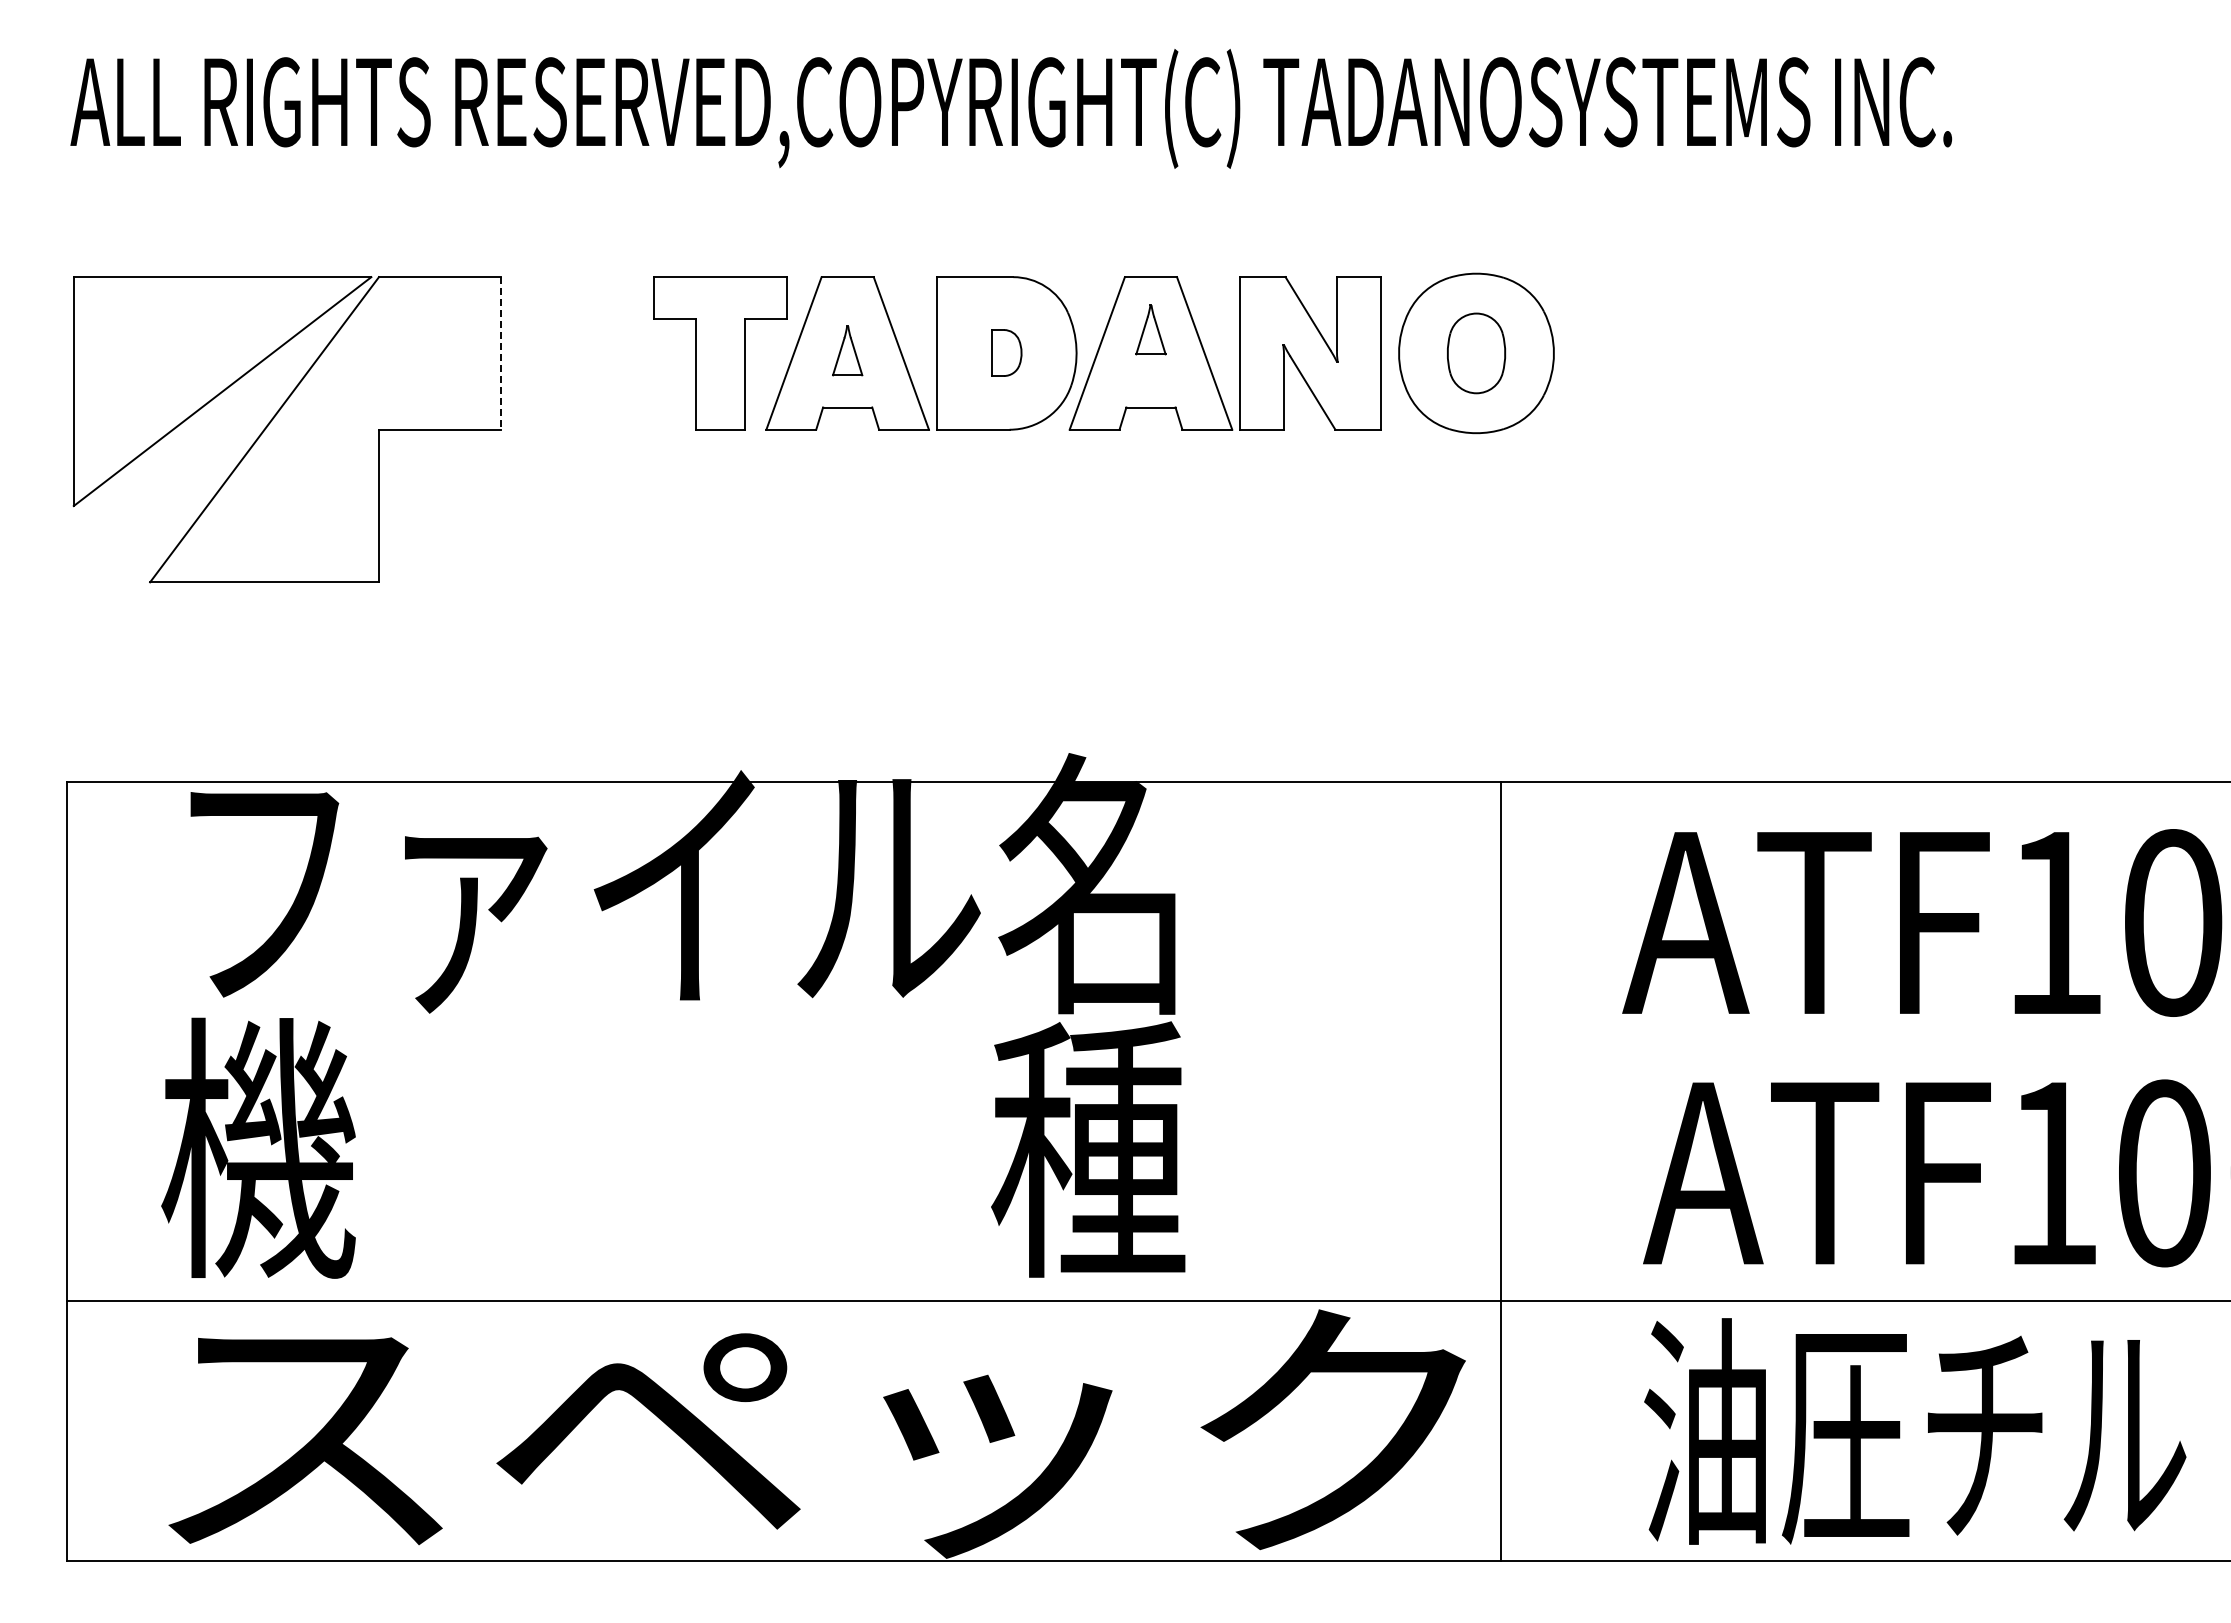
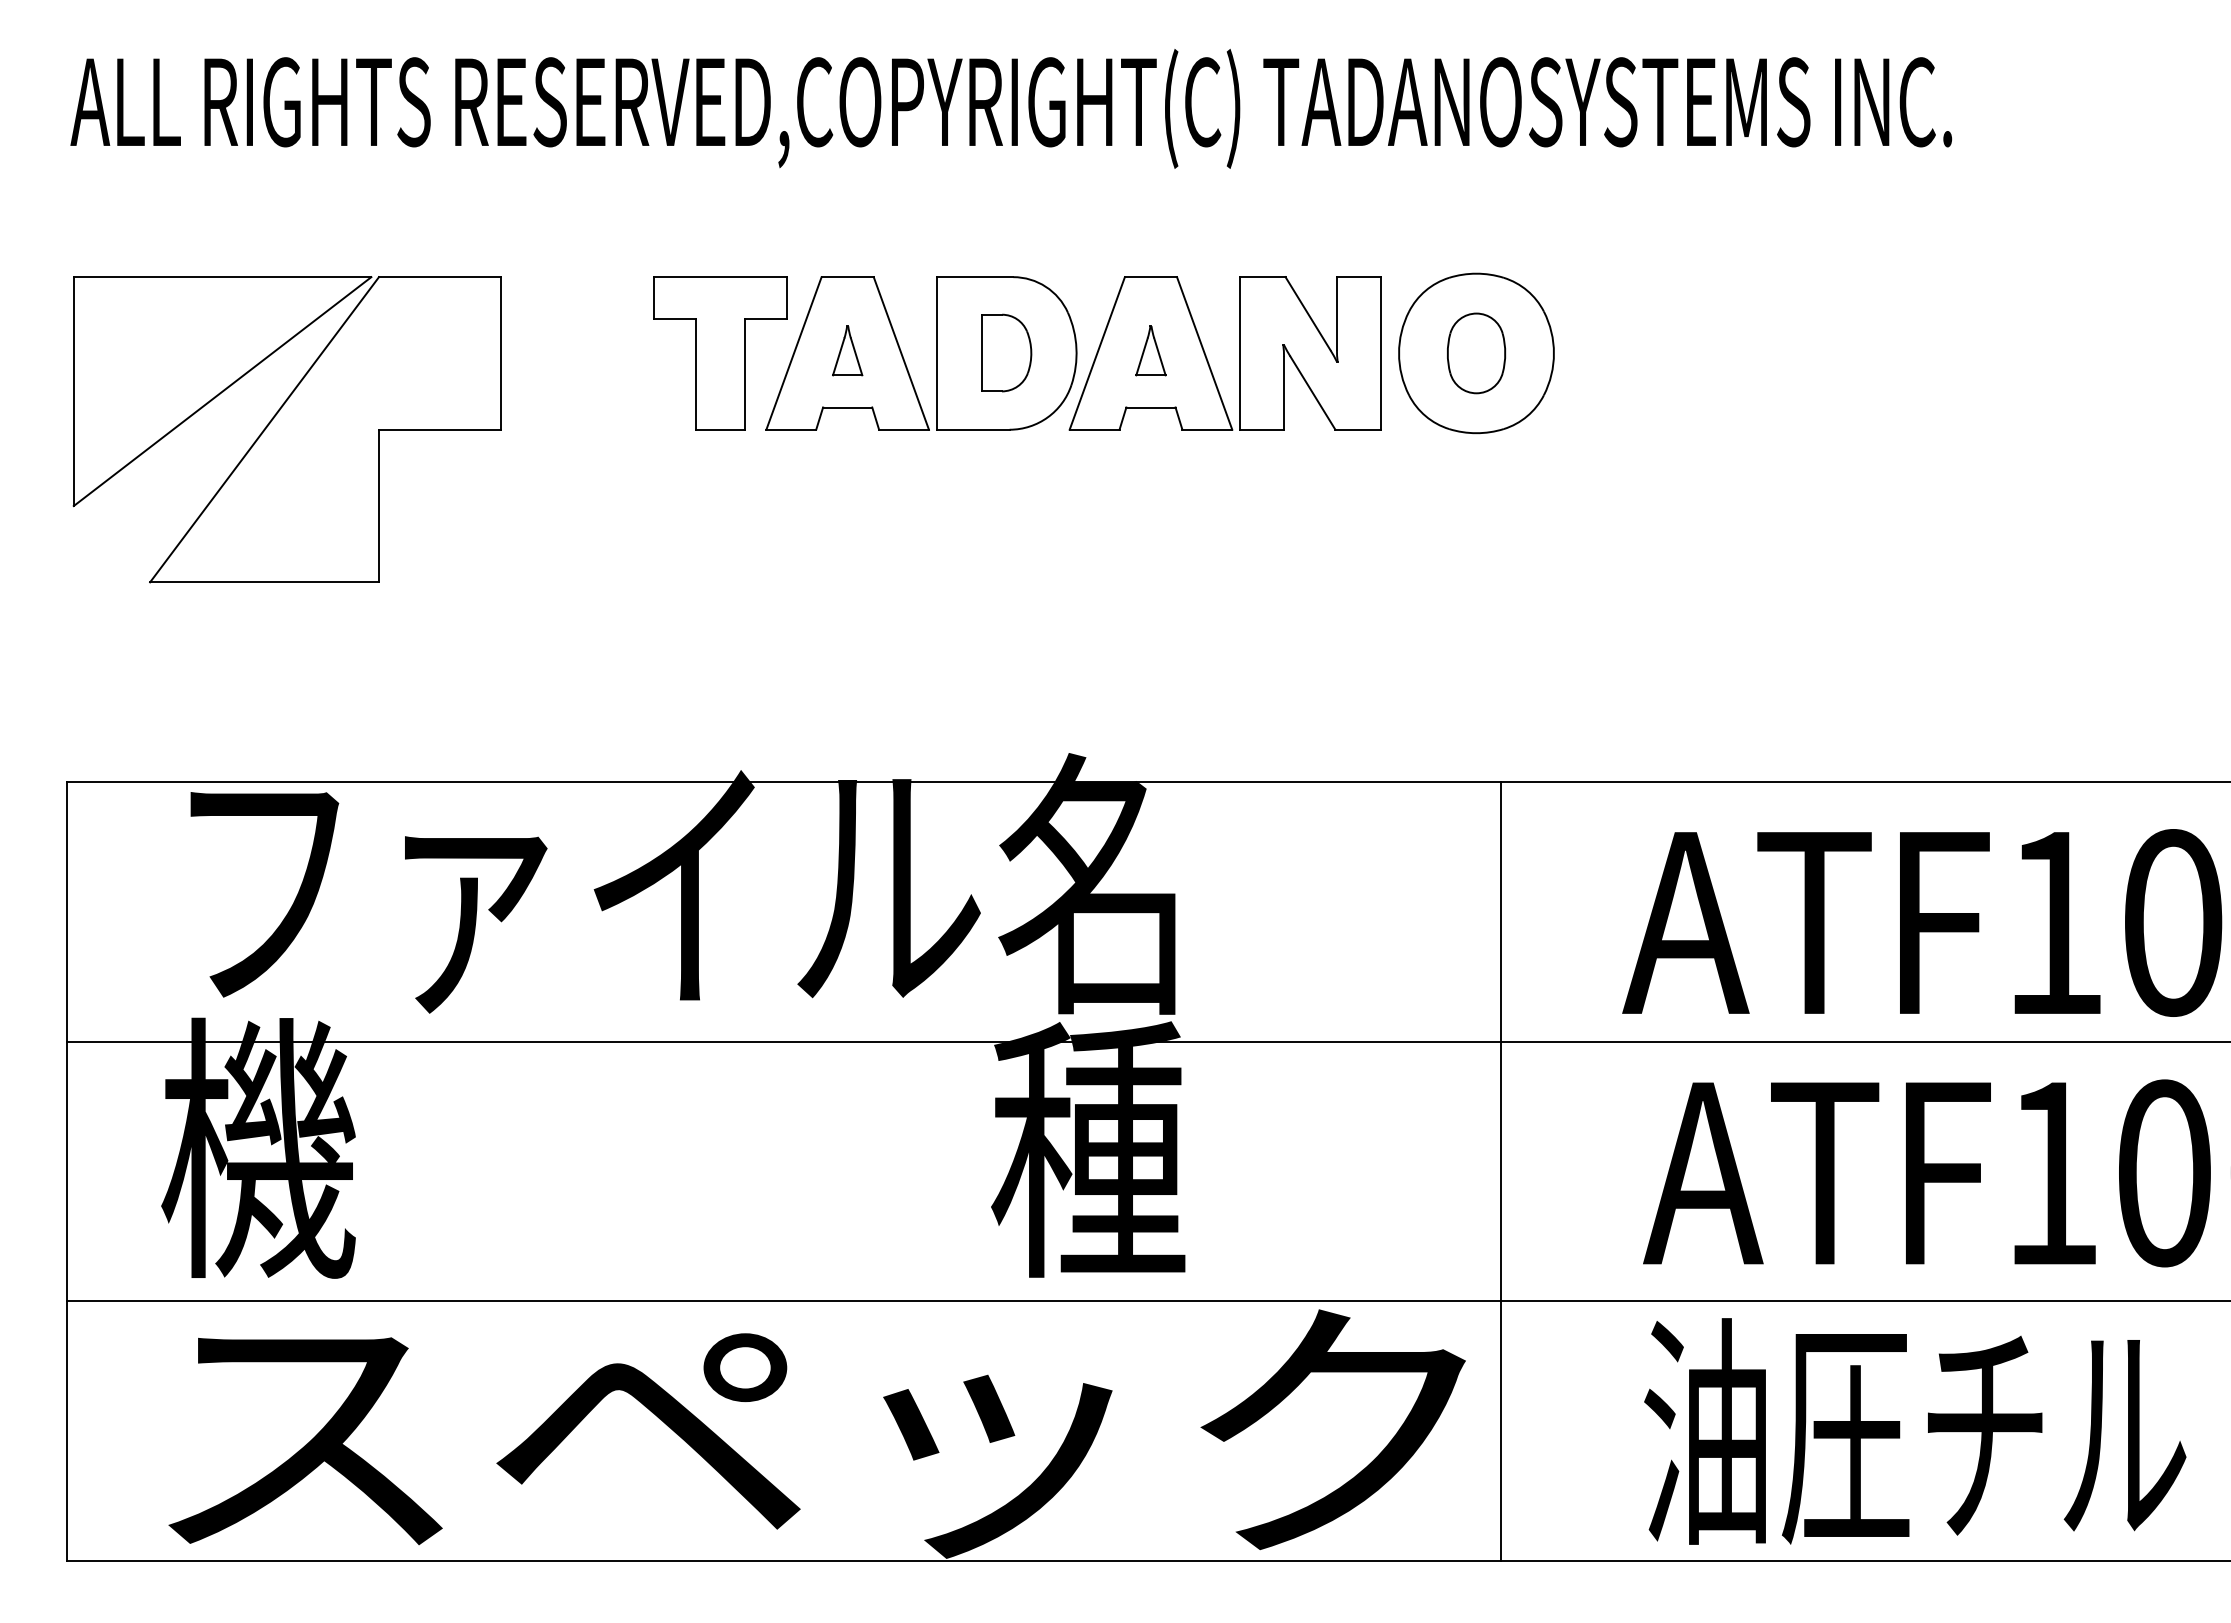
part position: (1150, 329) -> (1150, 350) (1150, 350)
part size: 32x48 px -> 52x80 px (1006, 352)
line: dashed -> solid (501, 353)
line: none -> present (1146, 1041)
